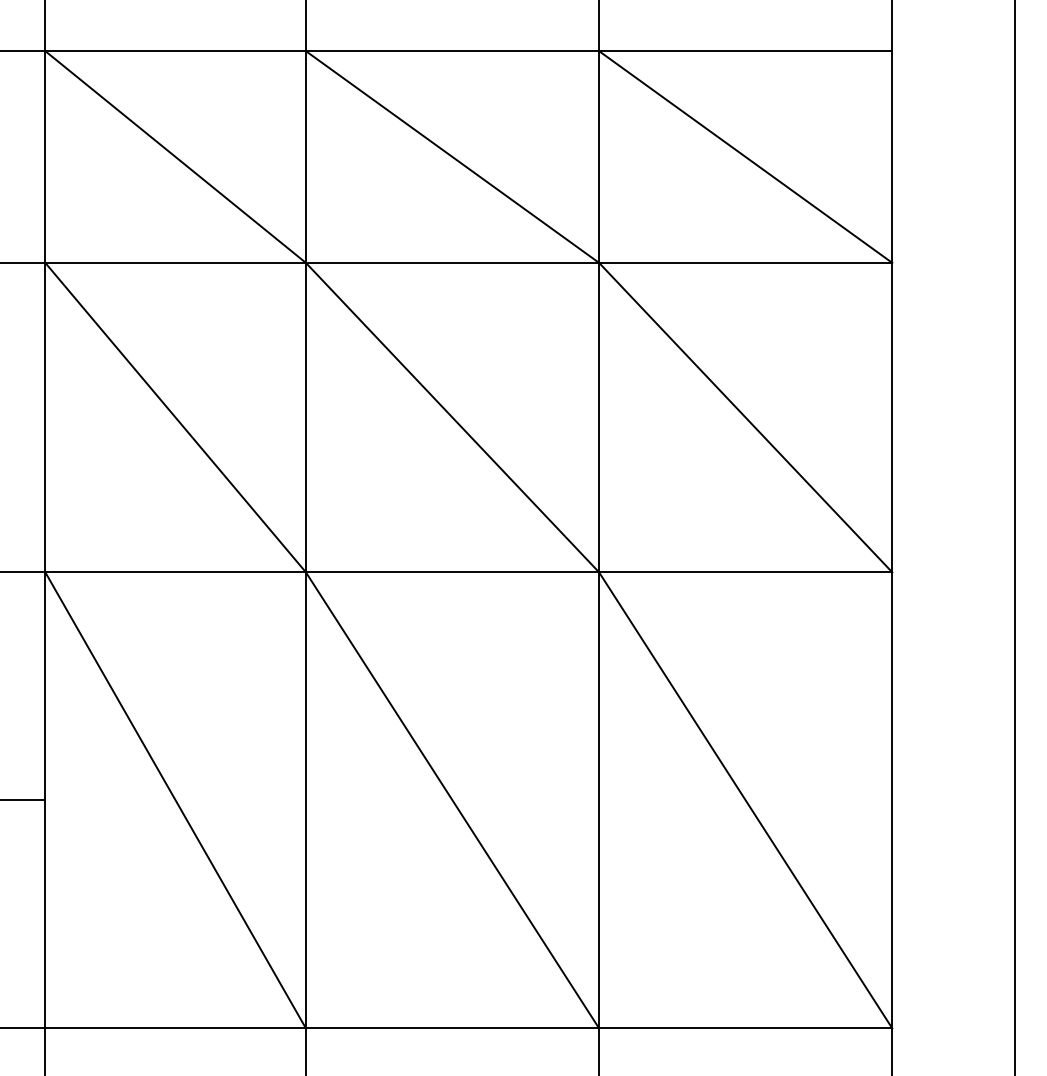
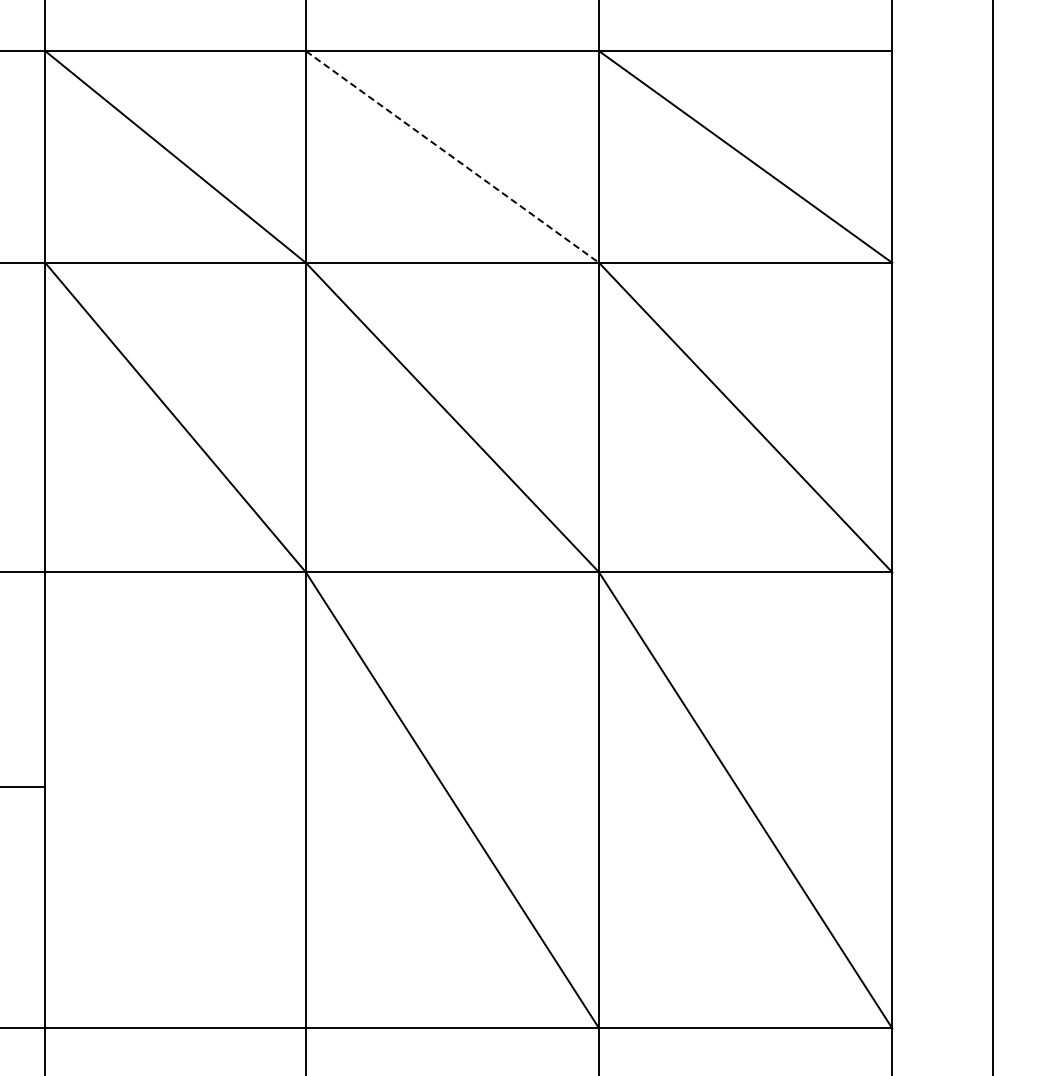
line: solid -> dashed (452, 157)
line position: (1015, 537) -> (993, 537) (993, 537)
line position: (23, 800) -> (23, 787) (23, 787)
line: present -> none (175, 800)
